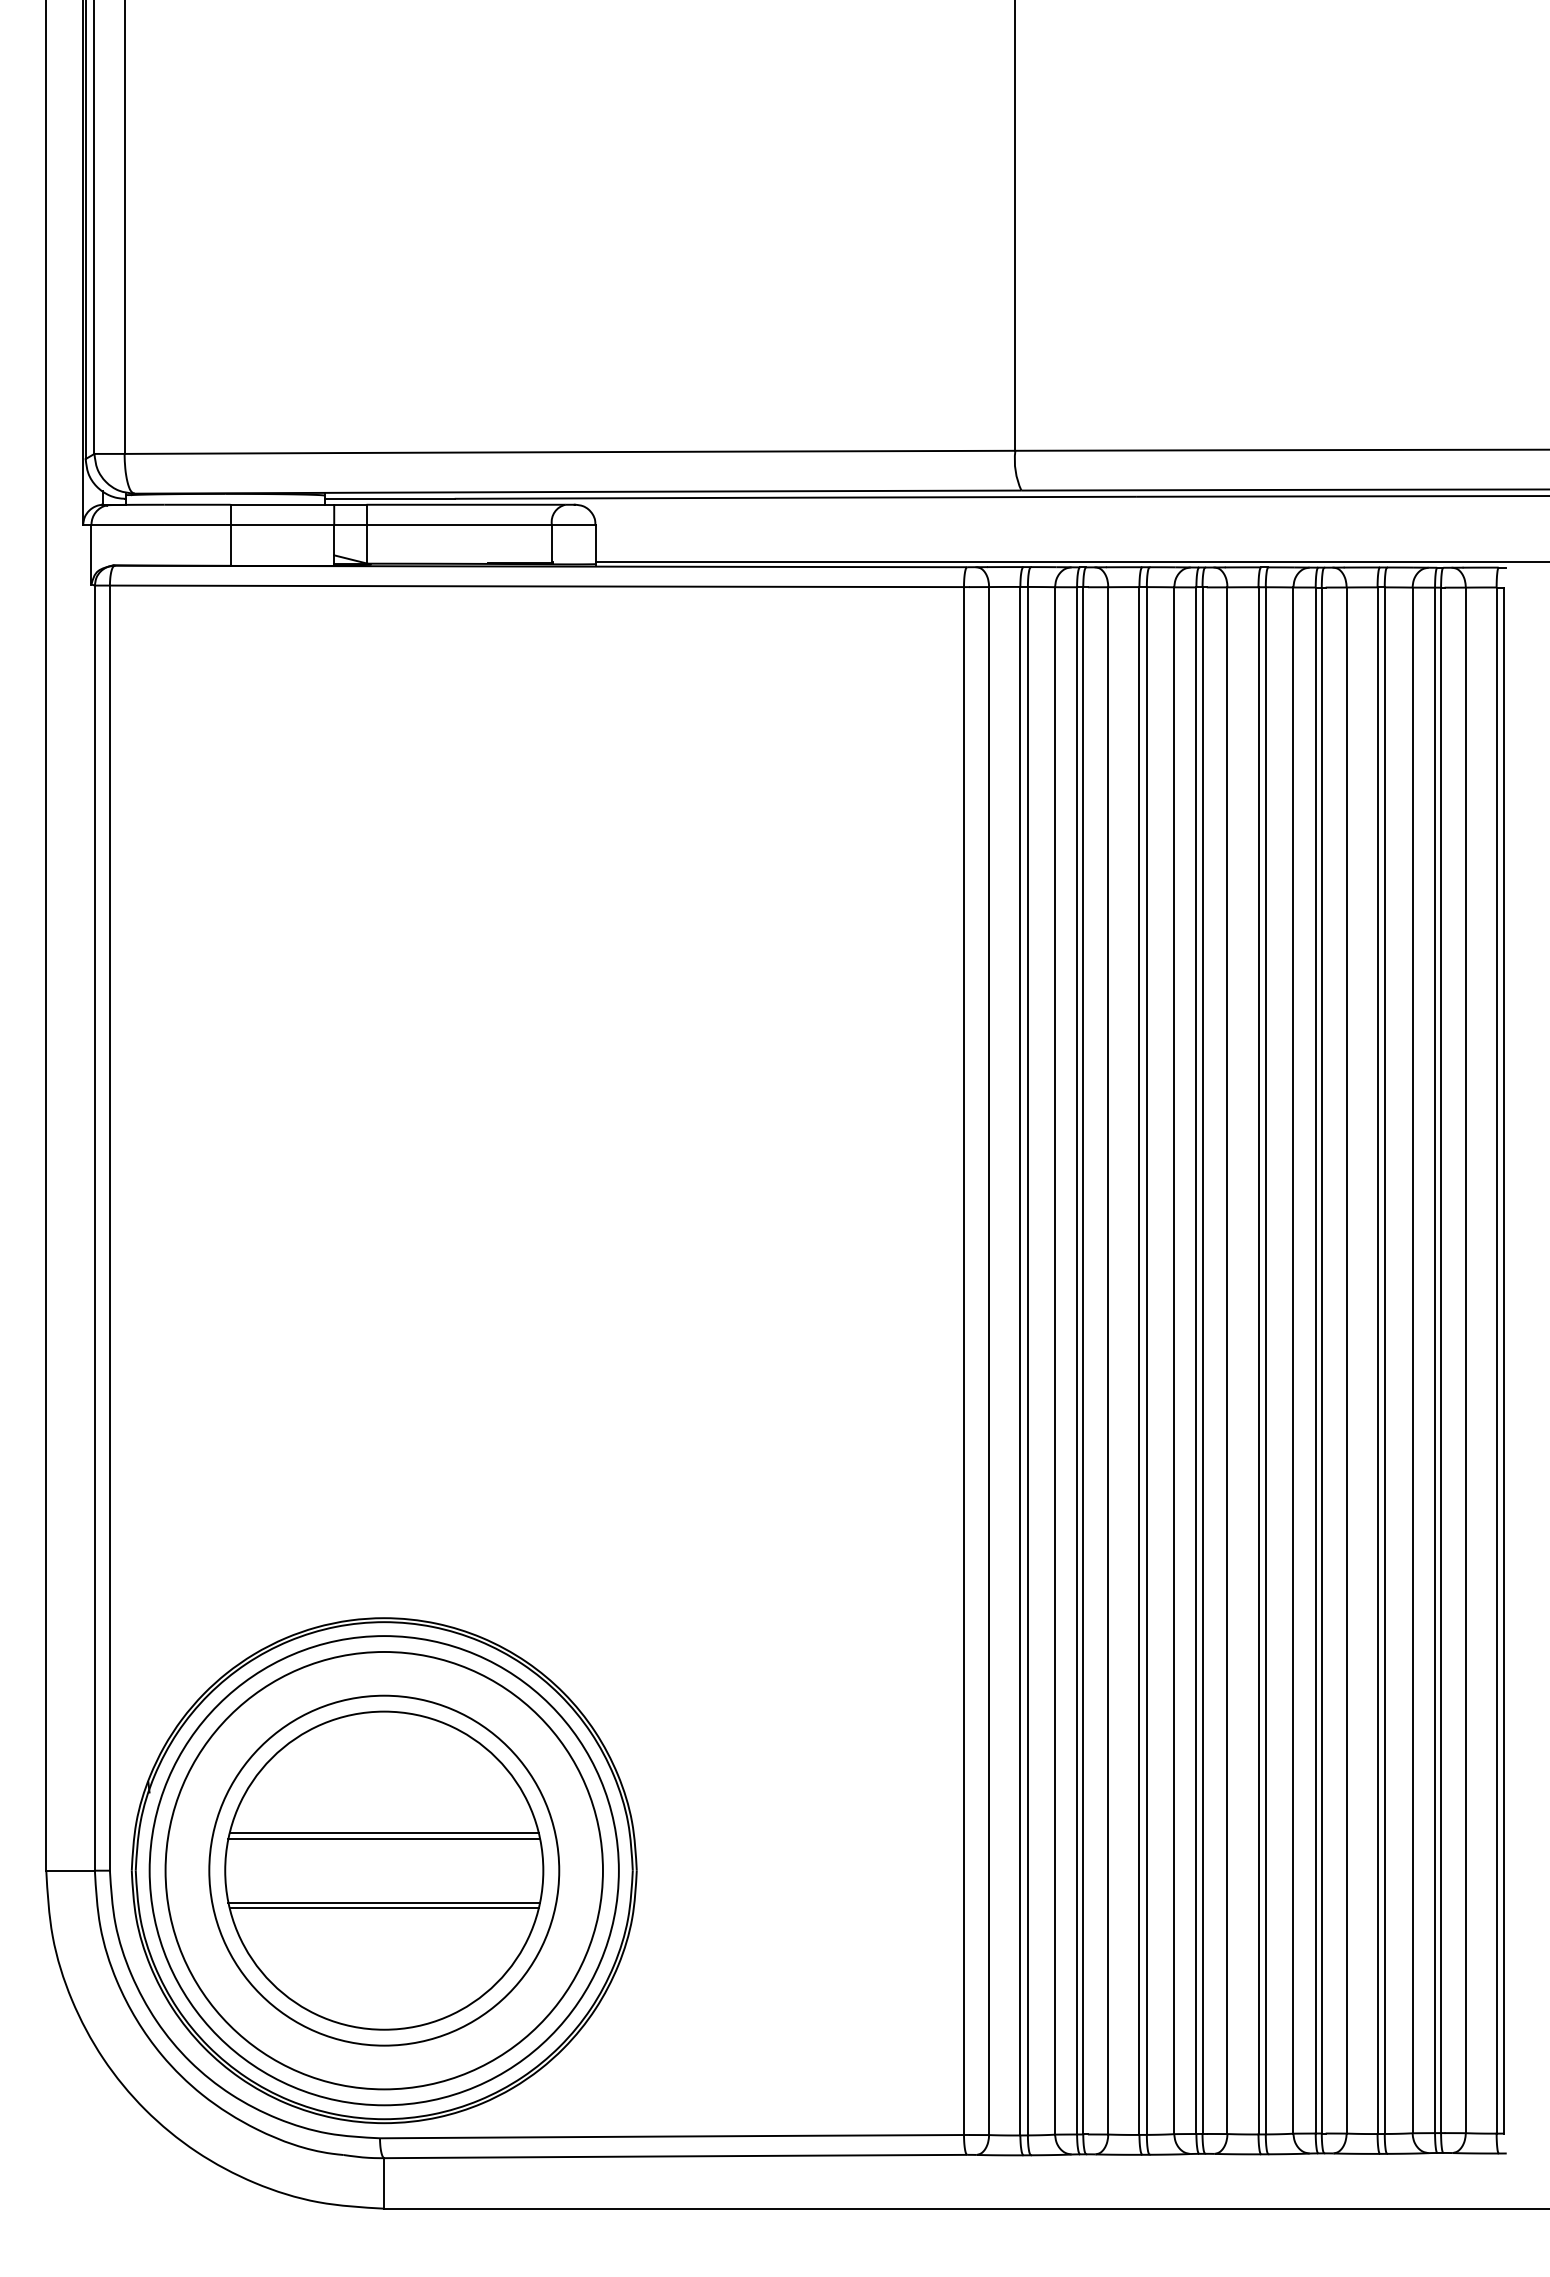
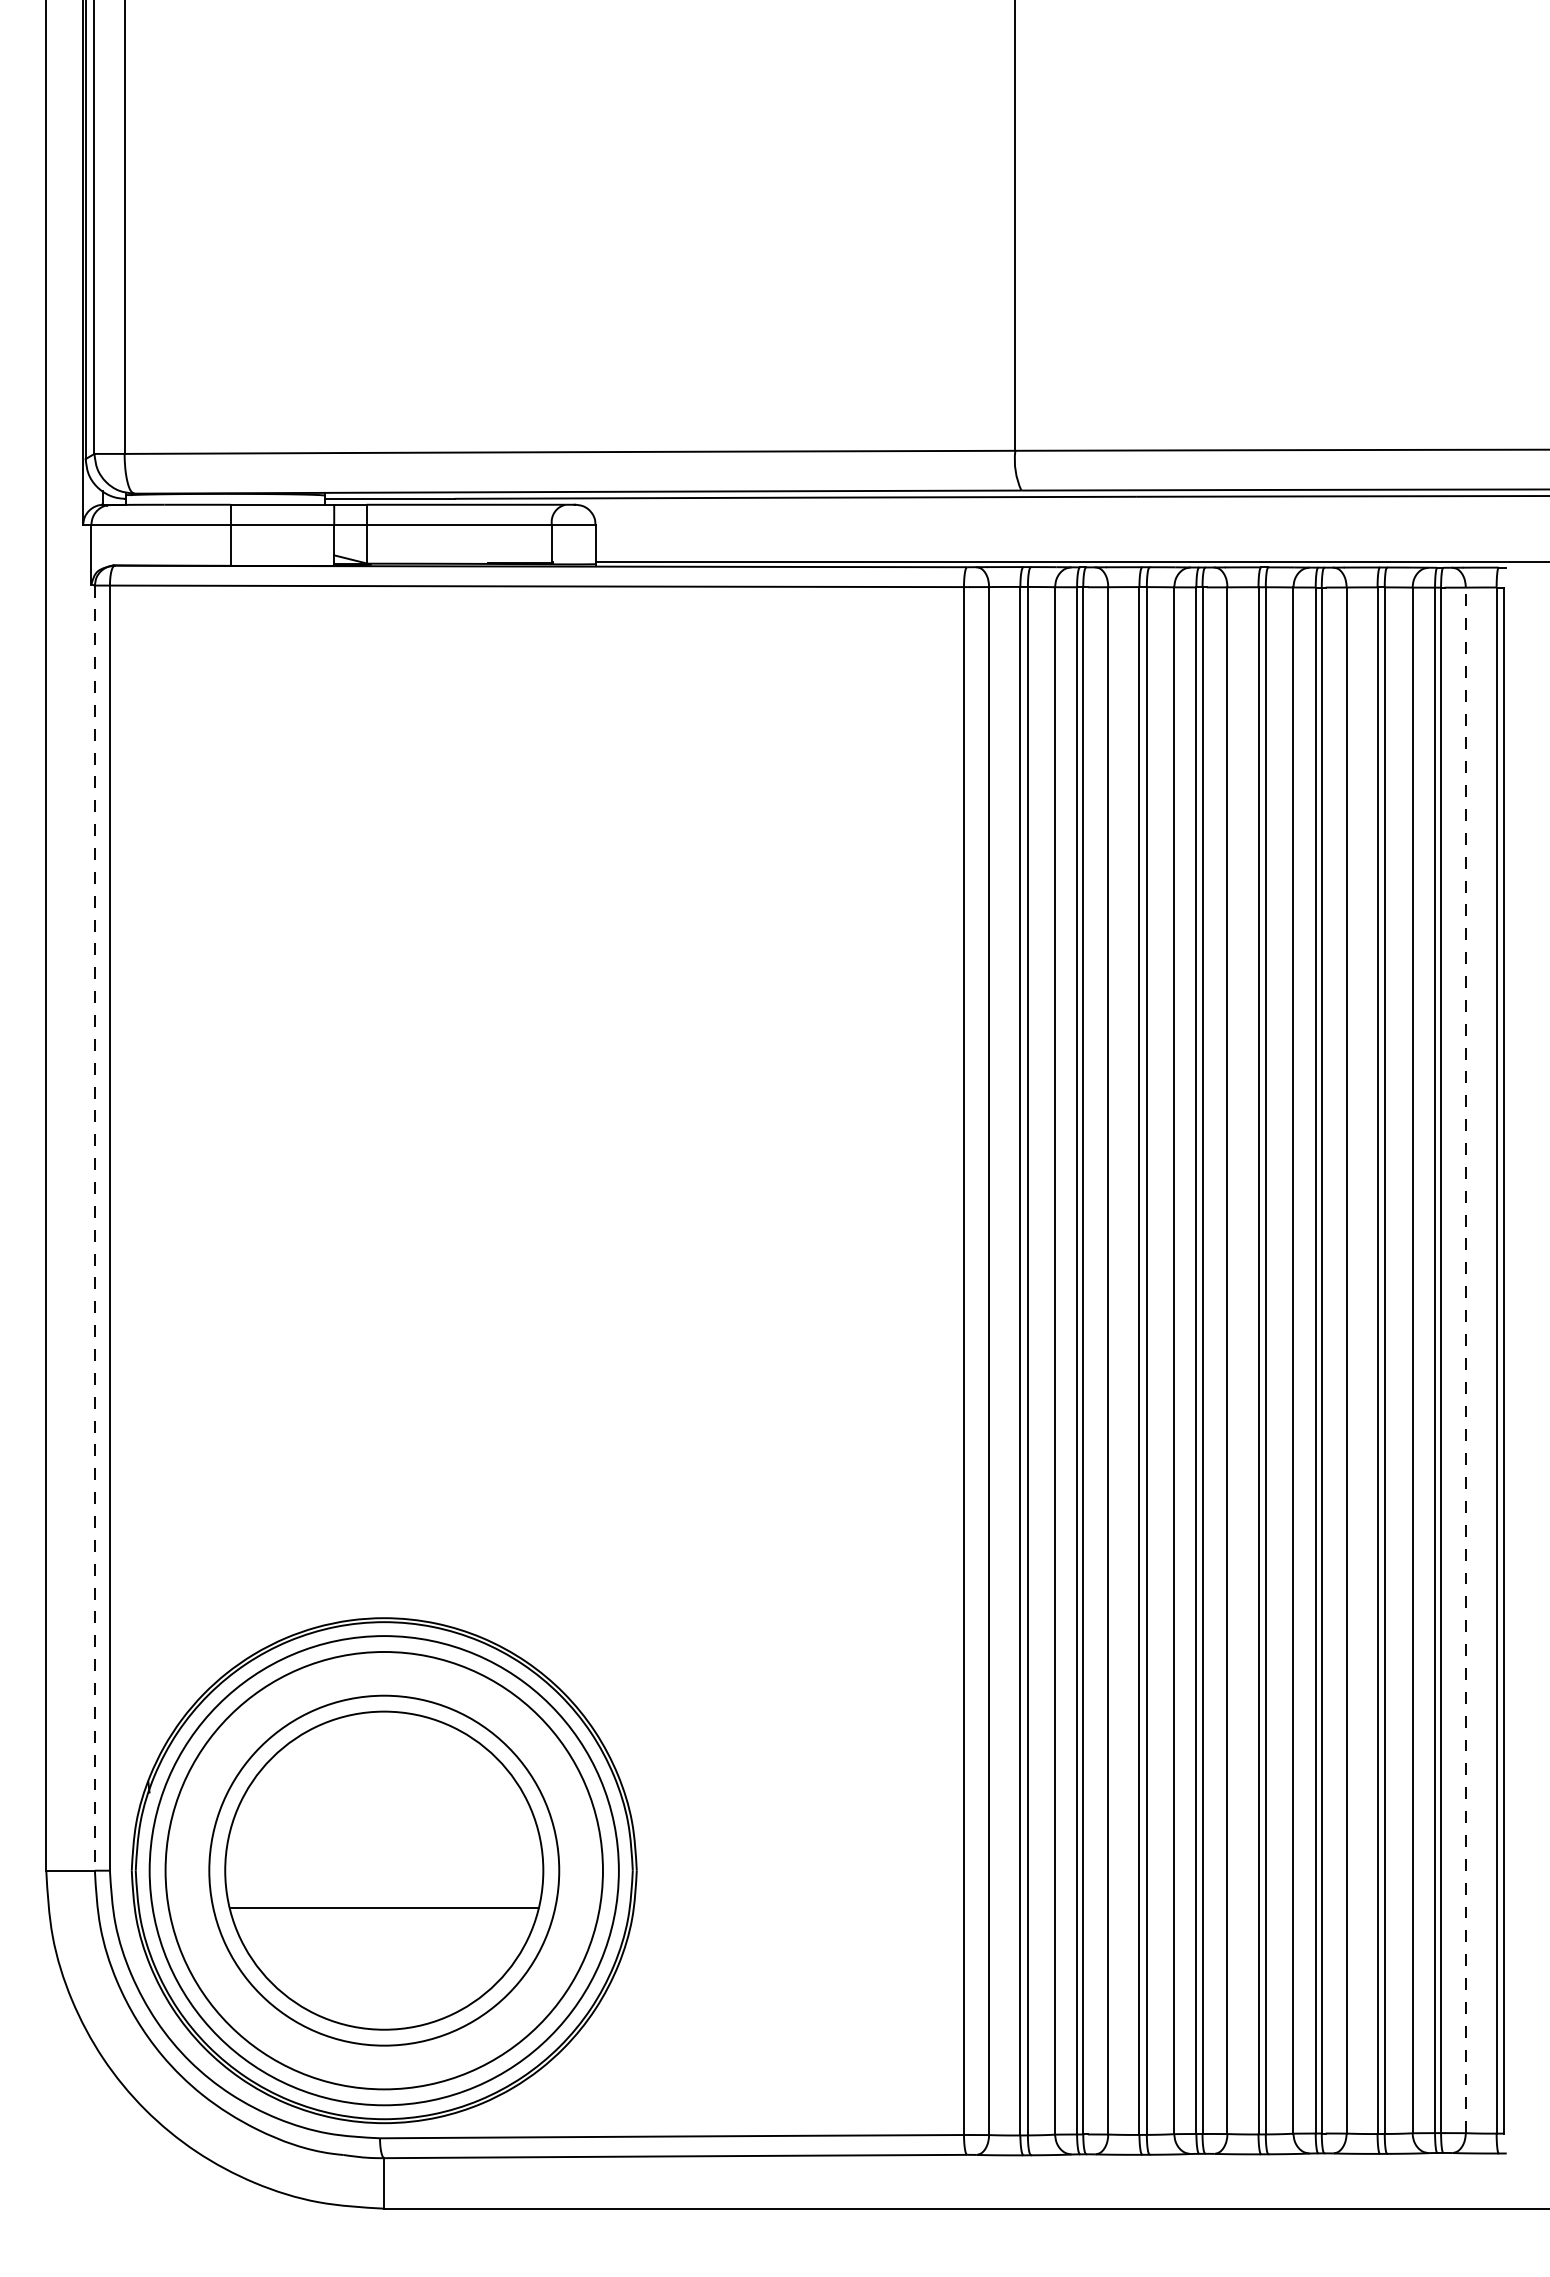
line: solid -> dashed (94, 1228)
line: solid -> dashed (1465, 1360)
line: present -> none (383, 1832)
line: present -> none (384, 1838)
line: present -> none (384, 1902)
